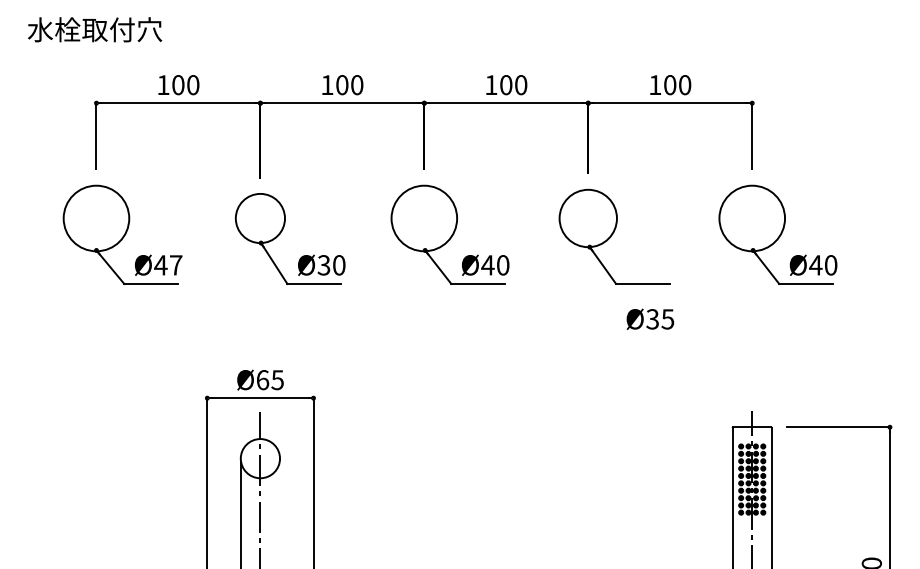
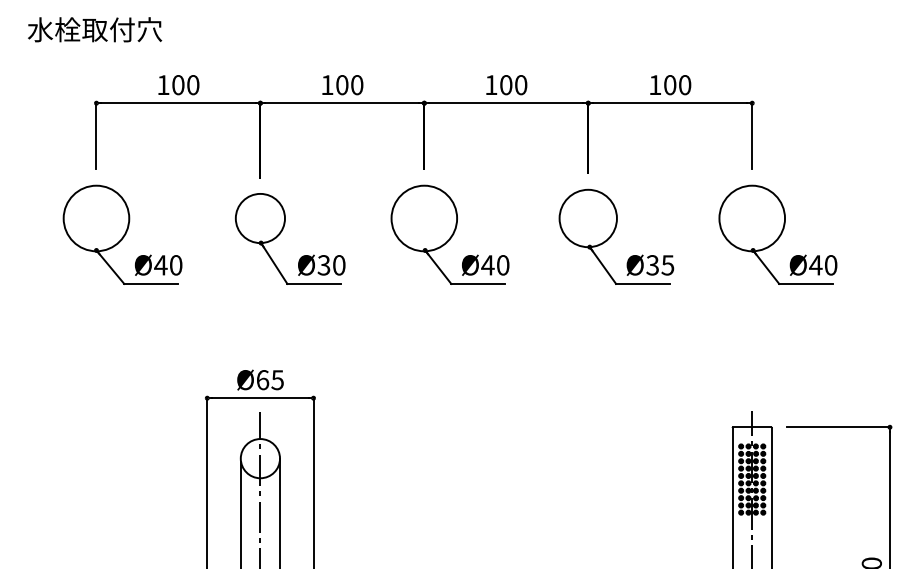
text: Ø47 -> Ø40 (176, 265)
text position: (650, 318) -> (650, 264) (650, 264)
line: none -> present (280, 511)
